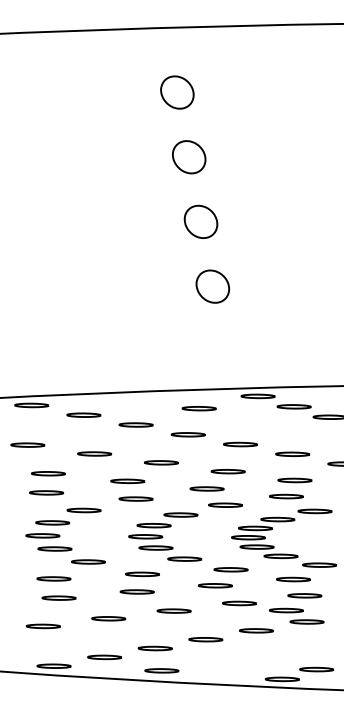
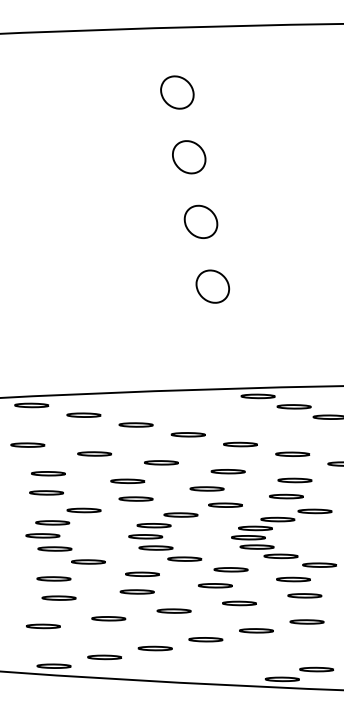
part: present -> none (198, 408)
part: present -> none (286, 610)
part: present -> none (161, 670)
